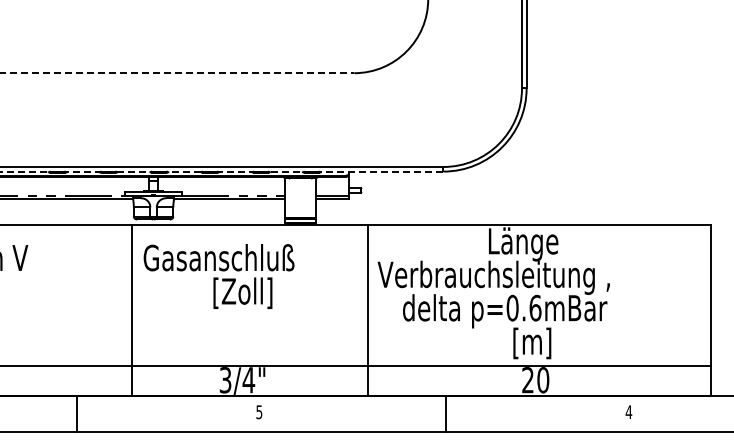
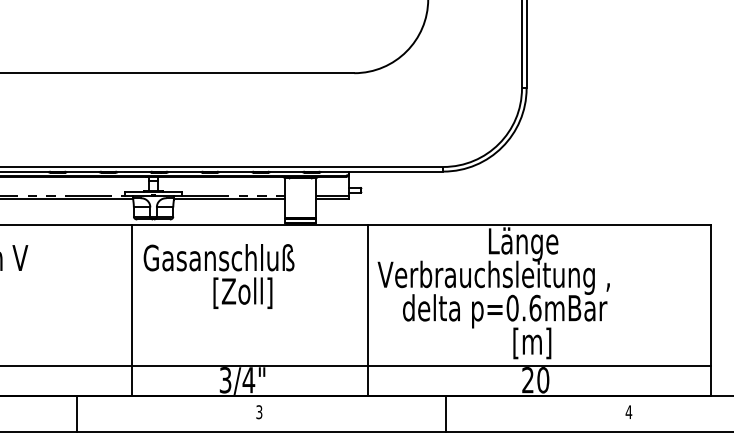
line: dashed -> solid (177, 73)
line: dashed -> solid (221, 171)
text: 5 -> 3 (259, 411)
